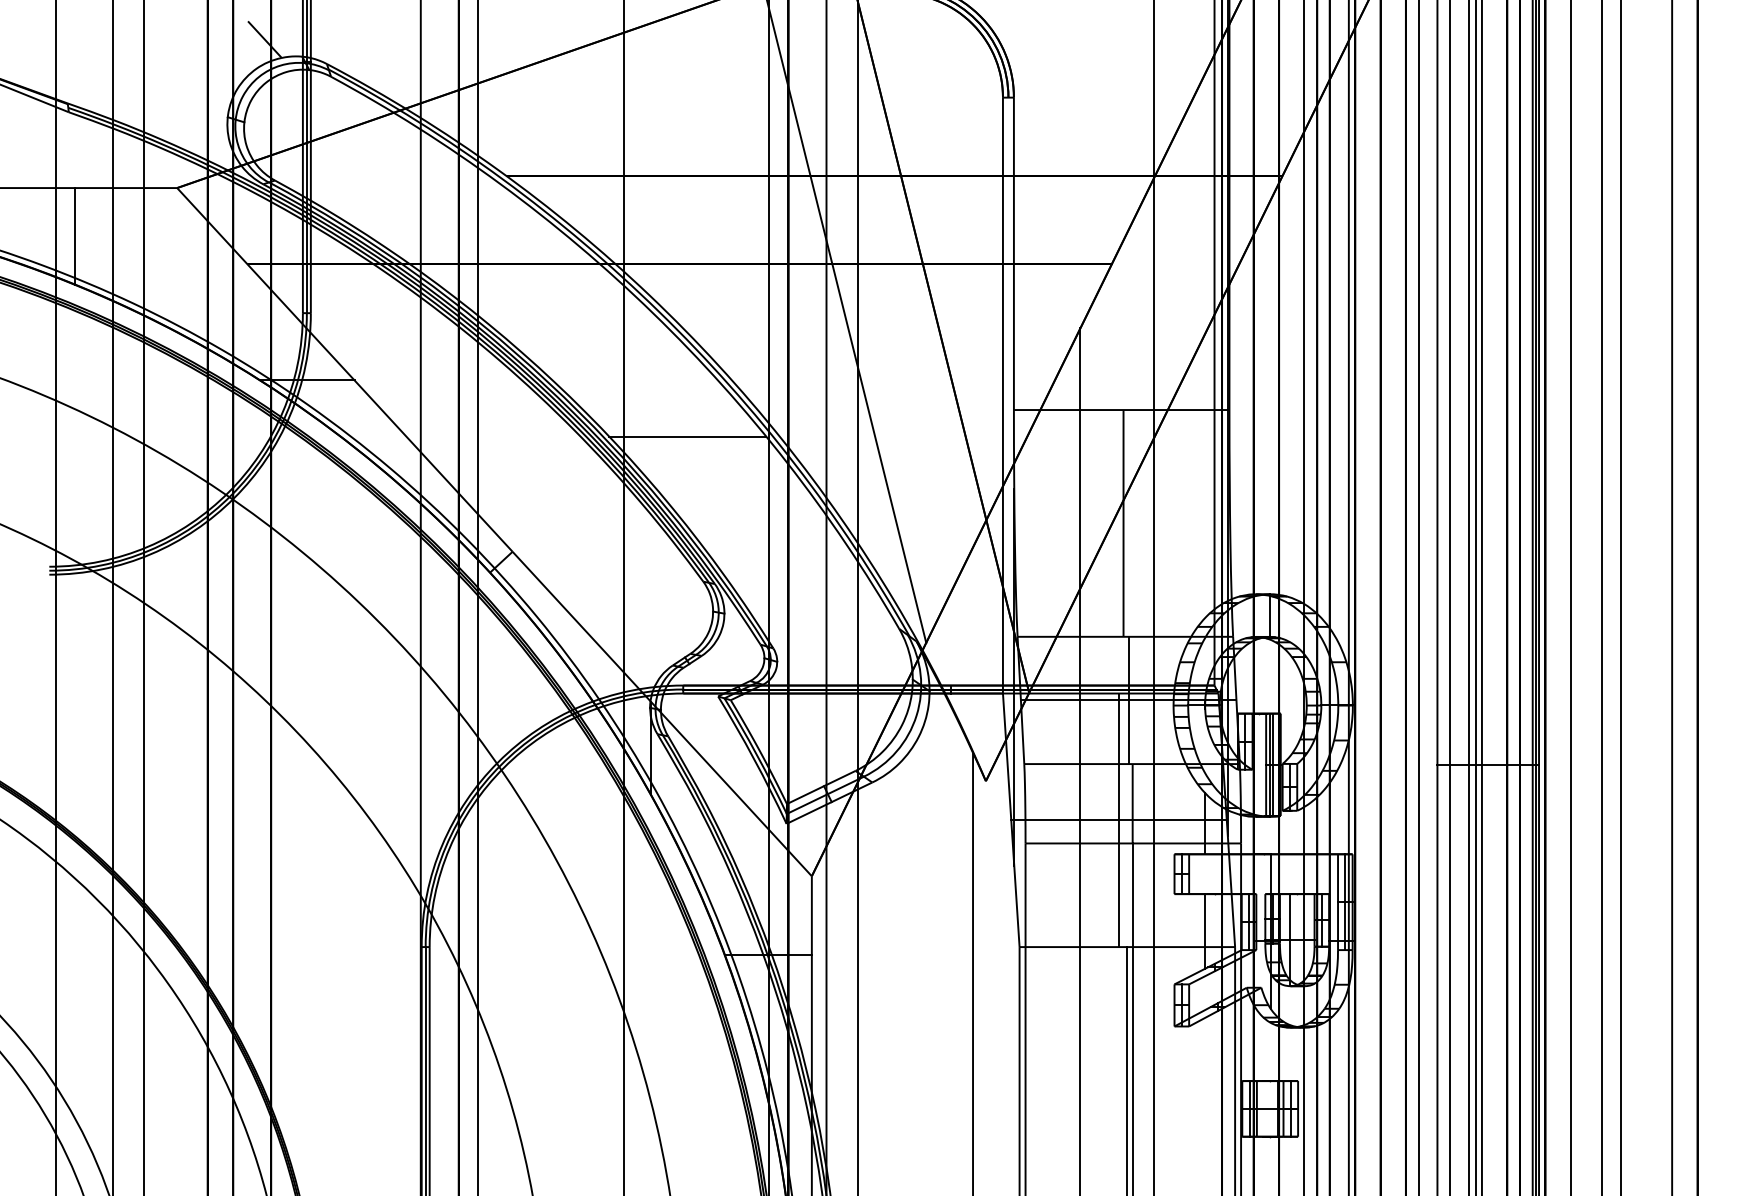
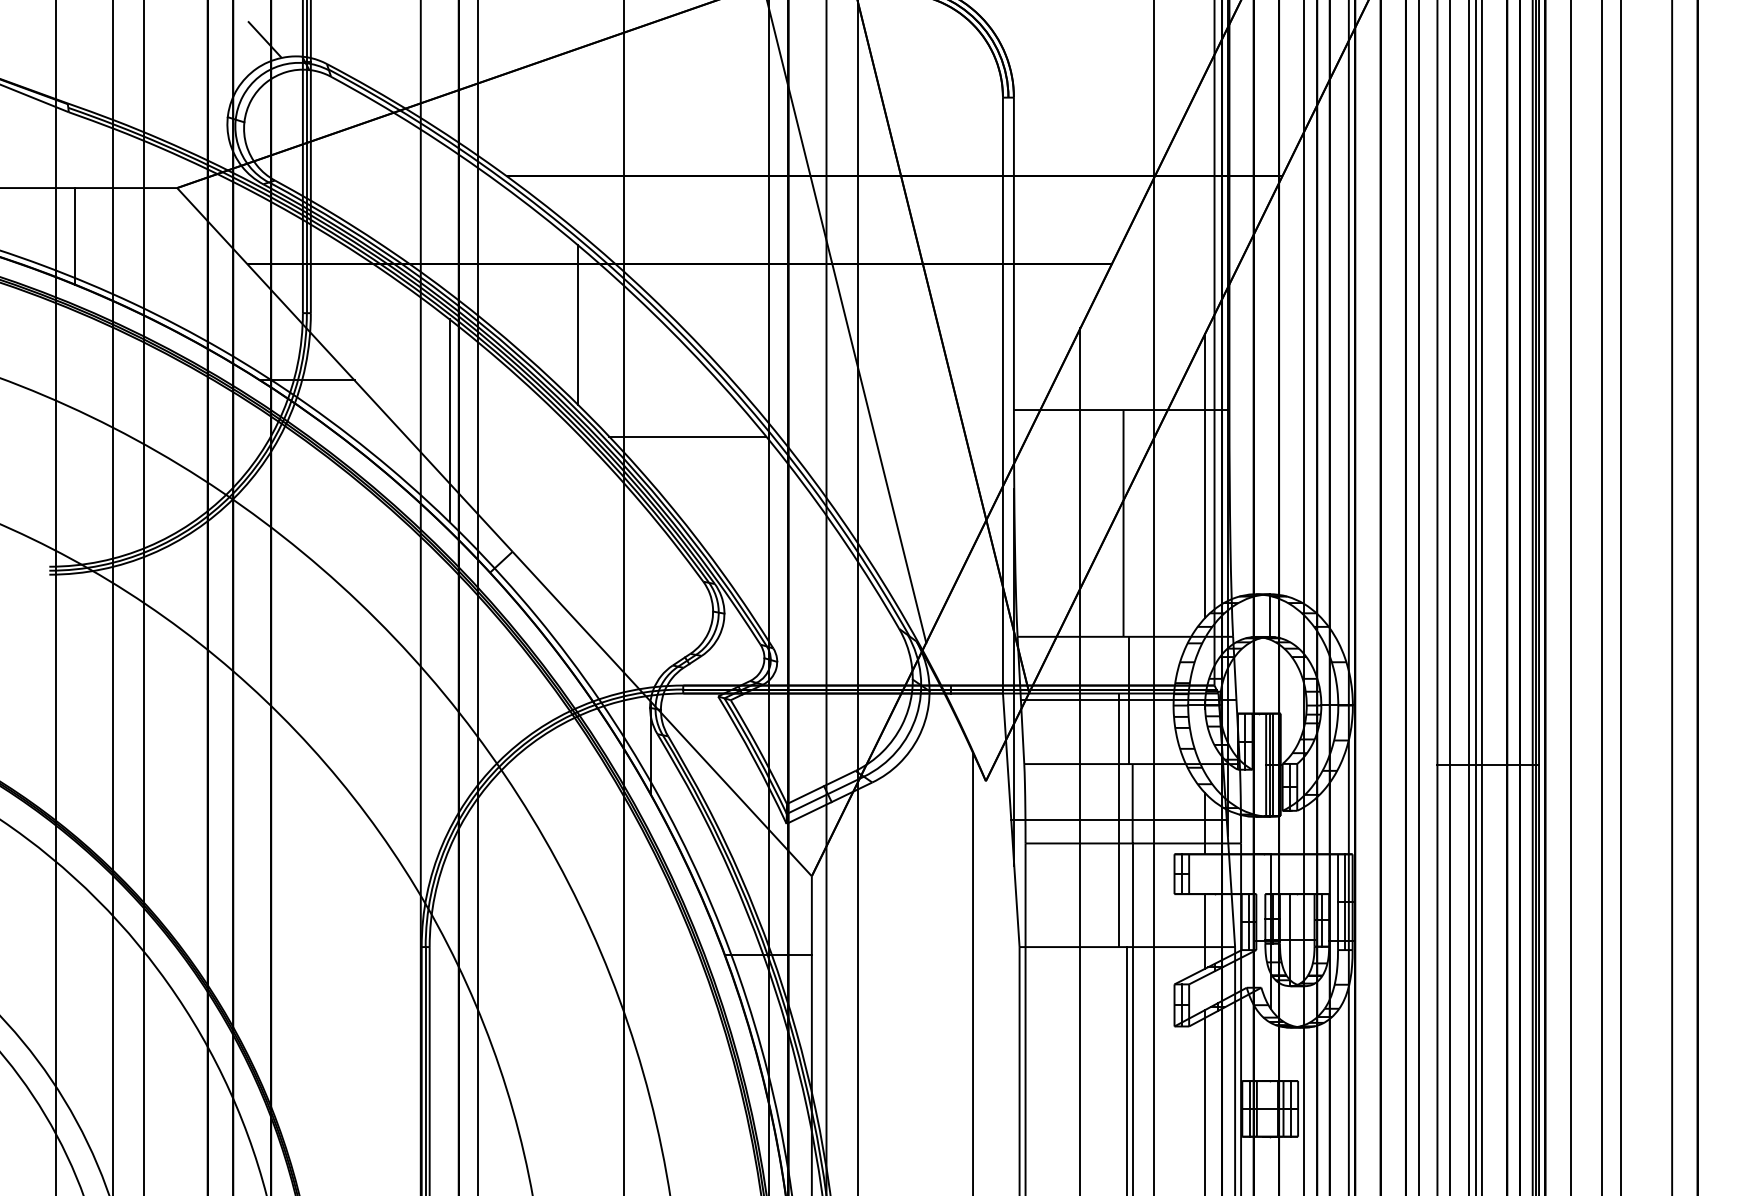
line: none -> present (578, 325)
line: none -> present (449, 420)
line: none -> present (1205, 475)
line: none -> present (1205, 1101)
